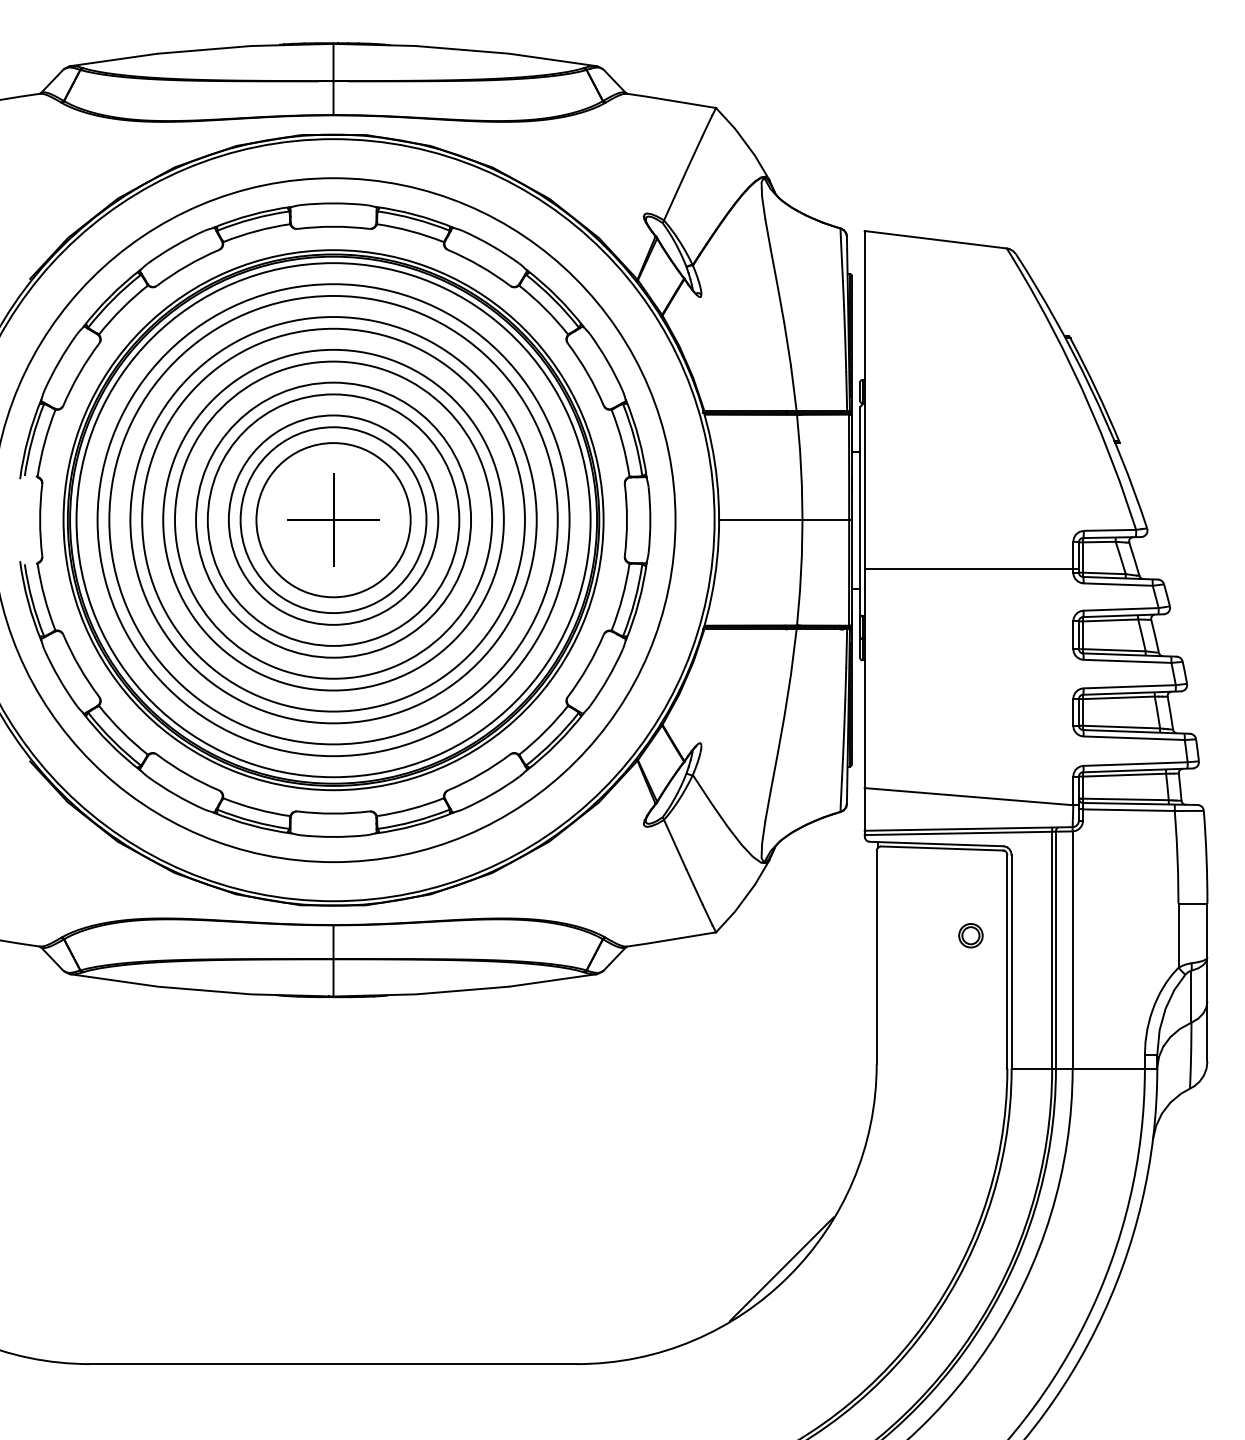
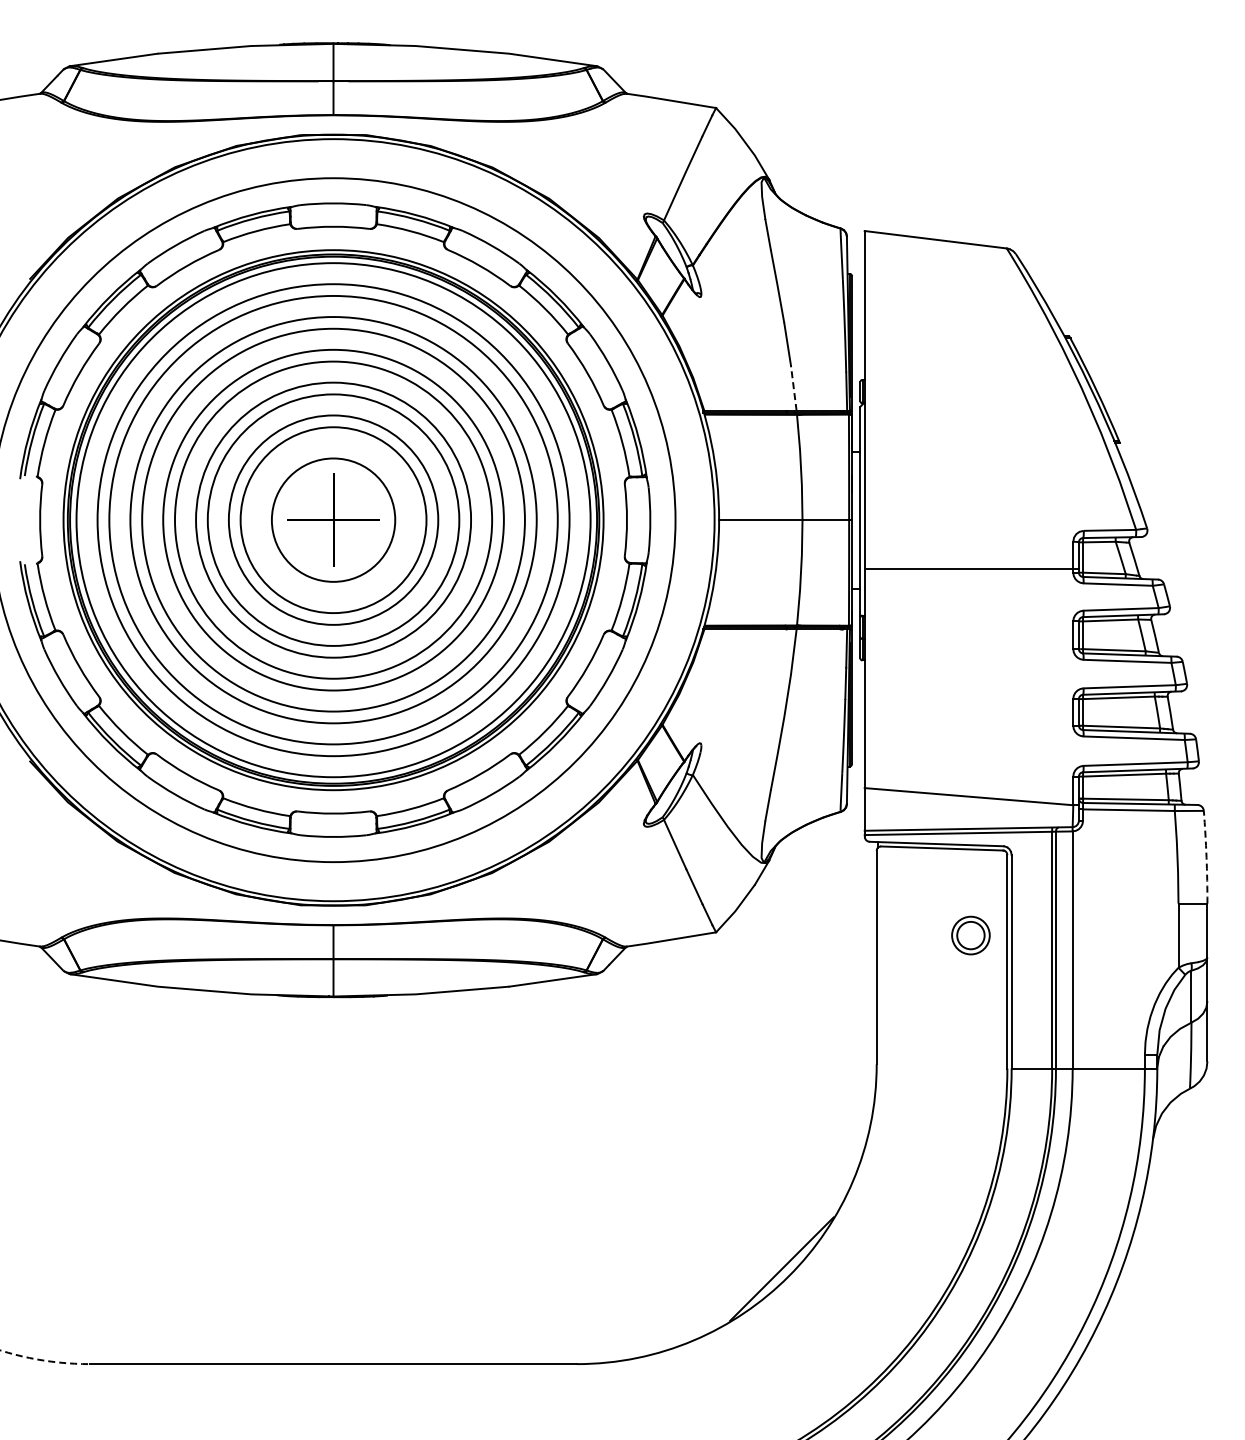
line: solid -> dashed (793, 388)
circle diameter: 154 px -> 123 px (333, 519)
arc: solid -> dashed (1206, 857)
part size: 26x26 px -> 40x41 px (970, 935)
arc: solid -> dashed (44, 1360)
